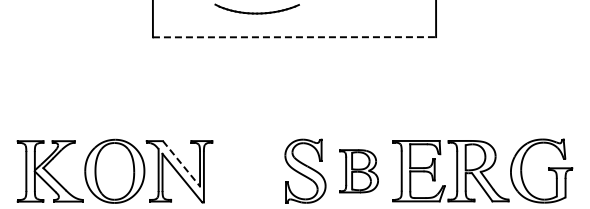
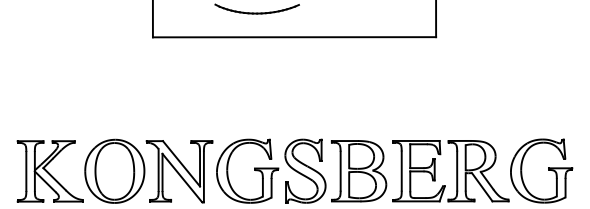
line: dashed -> solid (294, 37)
line: dashed -> solid (181, 164)
part: none -> present (254, 170)
part size: 40x45 px -> 58x63 px (358, 171)
